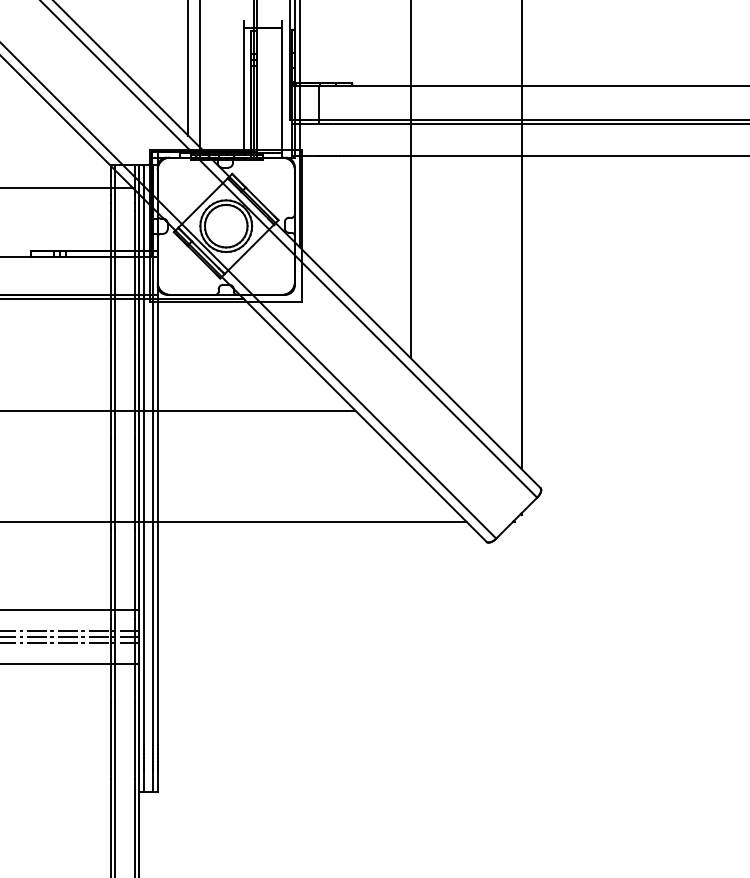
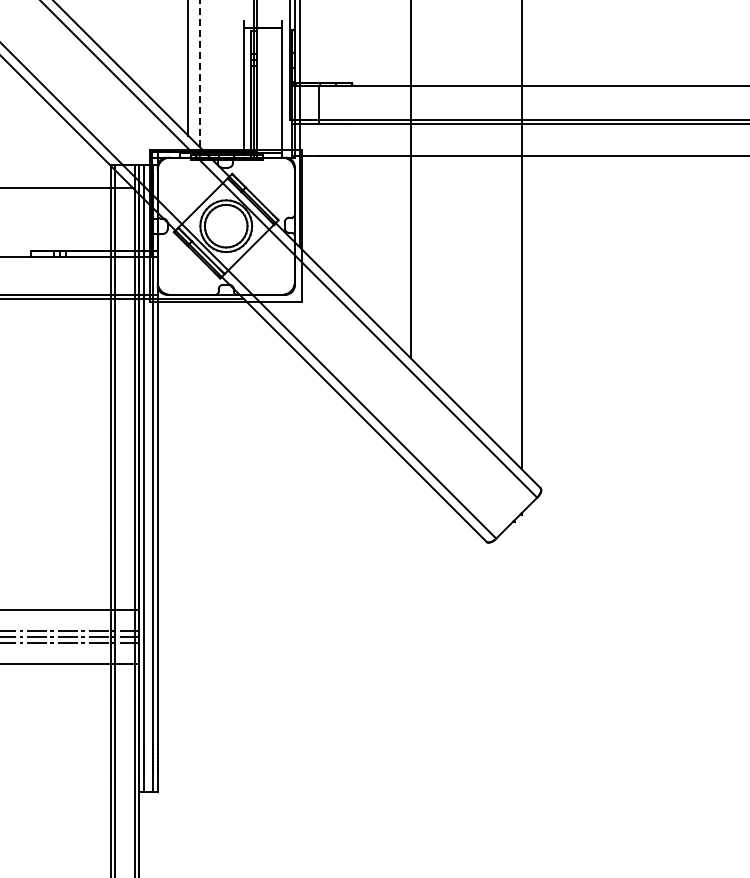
line: solid -> dashed (200, 78)
line: present -> none (178, 410)
line: present -> none (234, 521)
